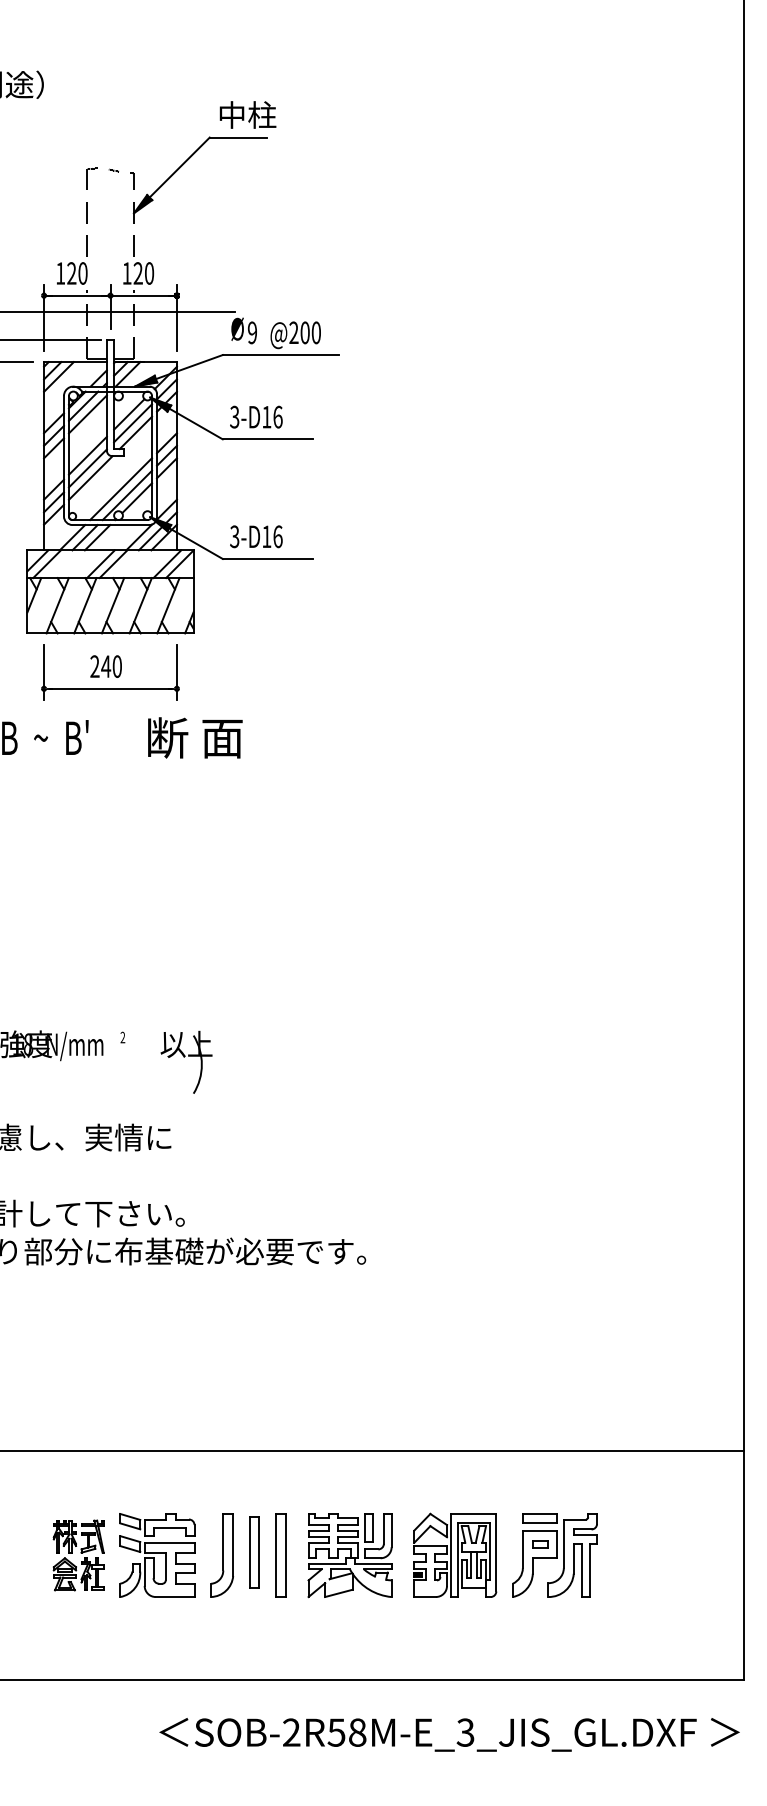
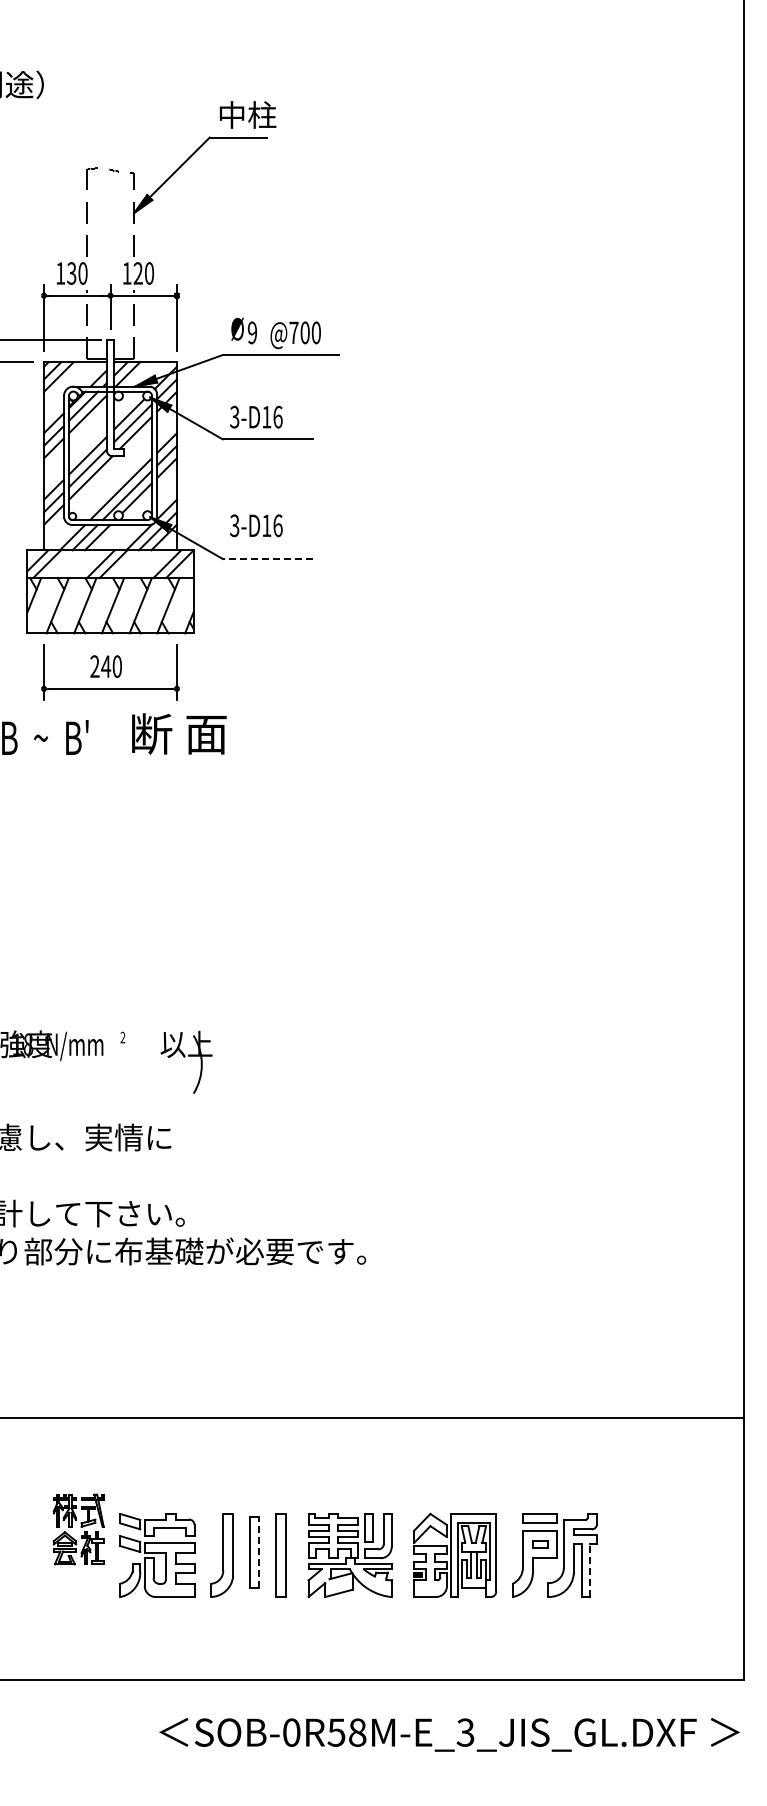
text: 120 -> 130 (71, 273)
line: present -> none (118, 312)
text: @200 -> @700 (293, 332)
text position: (256, 536) -> (256, 525) (256, 525)
line: solid -> dashed (267, 558)
text position: (195, 737) -> (179, 733) (179, 733)
line position: (373, 1450) -> (373, 1417) (373, 1417)
line: solid -> dashed (259, 1552)
part position: (78, 1555) -> (78, 1529) (78, 1529)
line: solid -> dashed (590, 1570)
text: SOB-2R58M-E_3_JIS_GL.DXF -> SOB-0R58M-E_3_JIS_GL.DXF (291, 1732)
